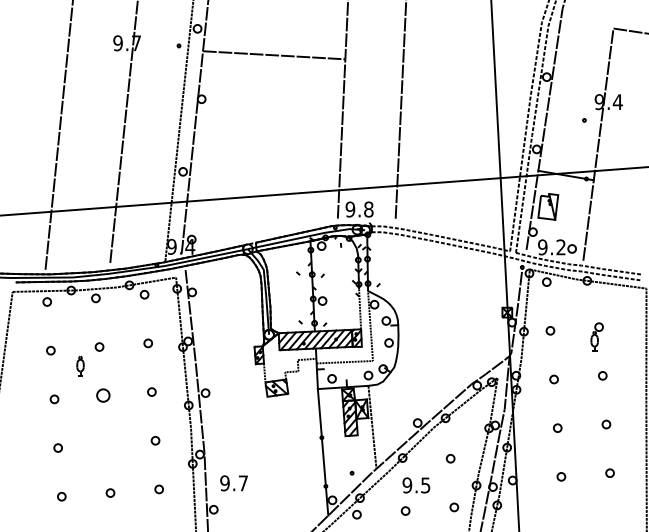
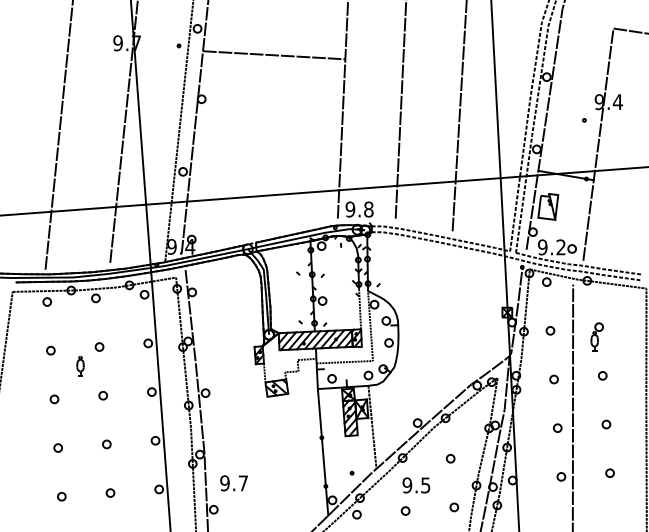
line: none -> present (459, 116)
line: none -> present (150, 265)
part size: 15x15 px -> 10x10 px (102, 395)
line: none -> present (572, 406)
part: none -> present (106, 444)
